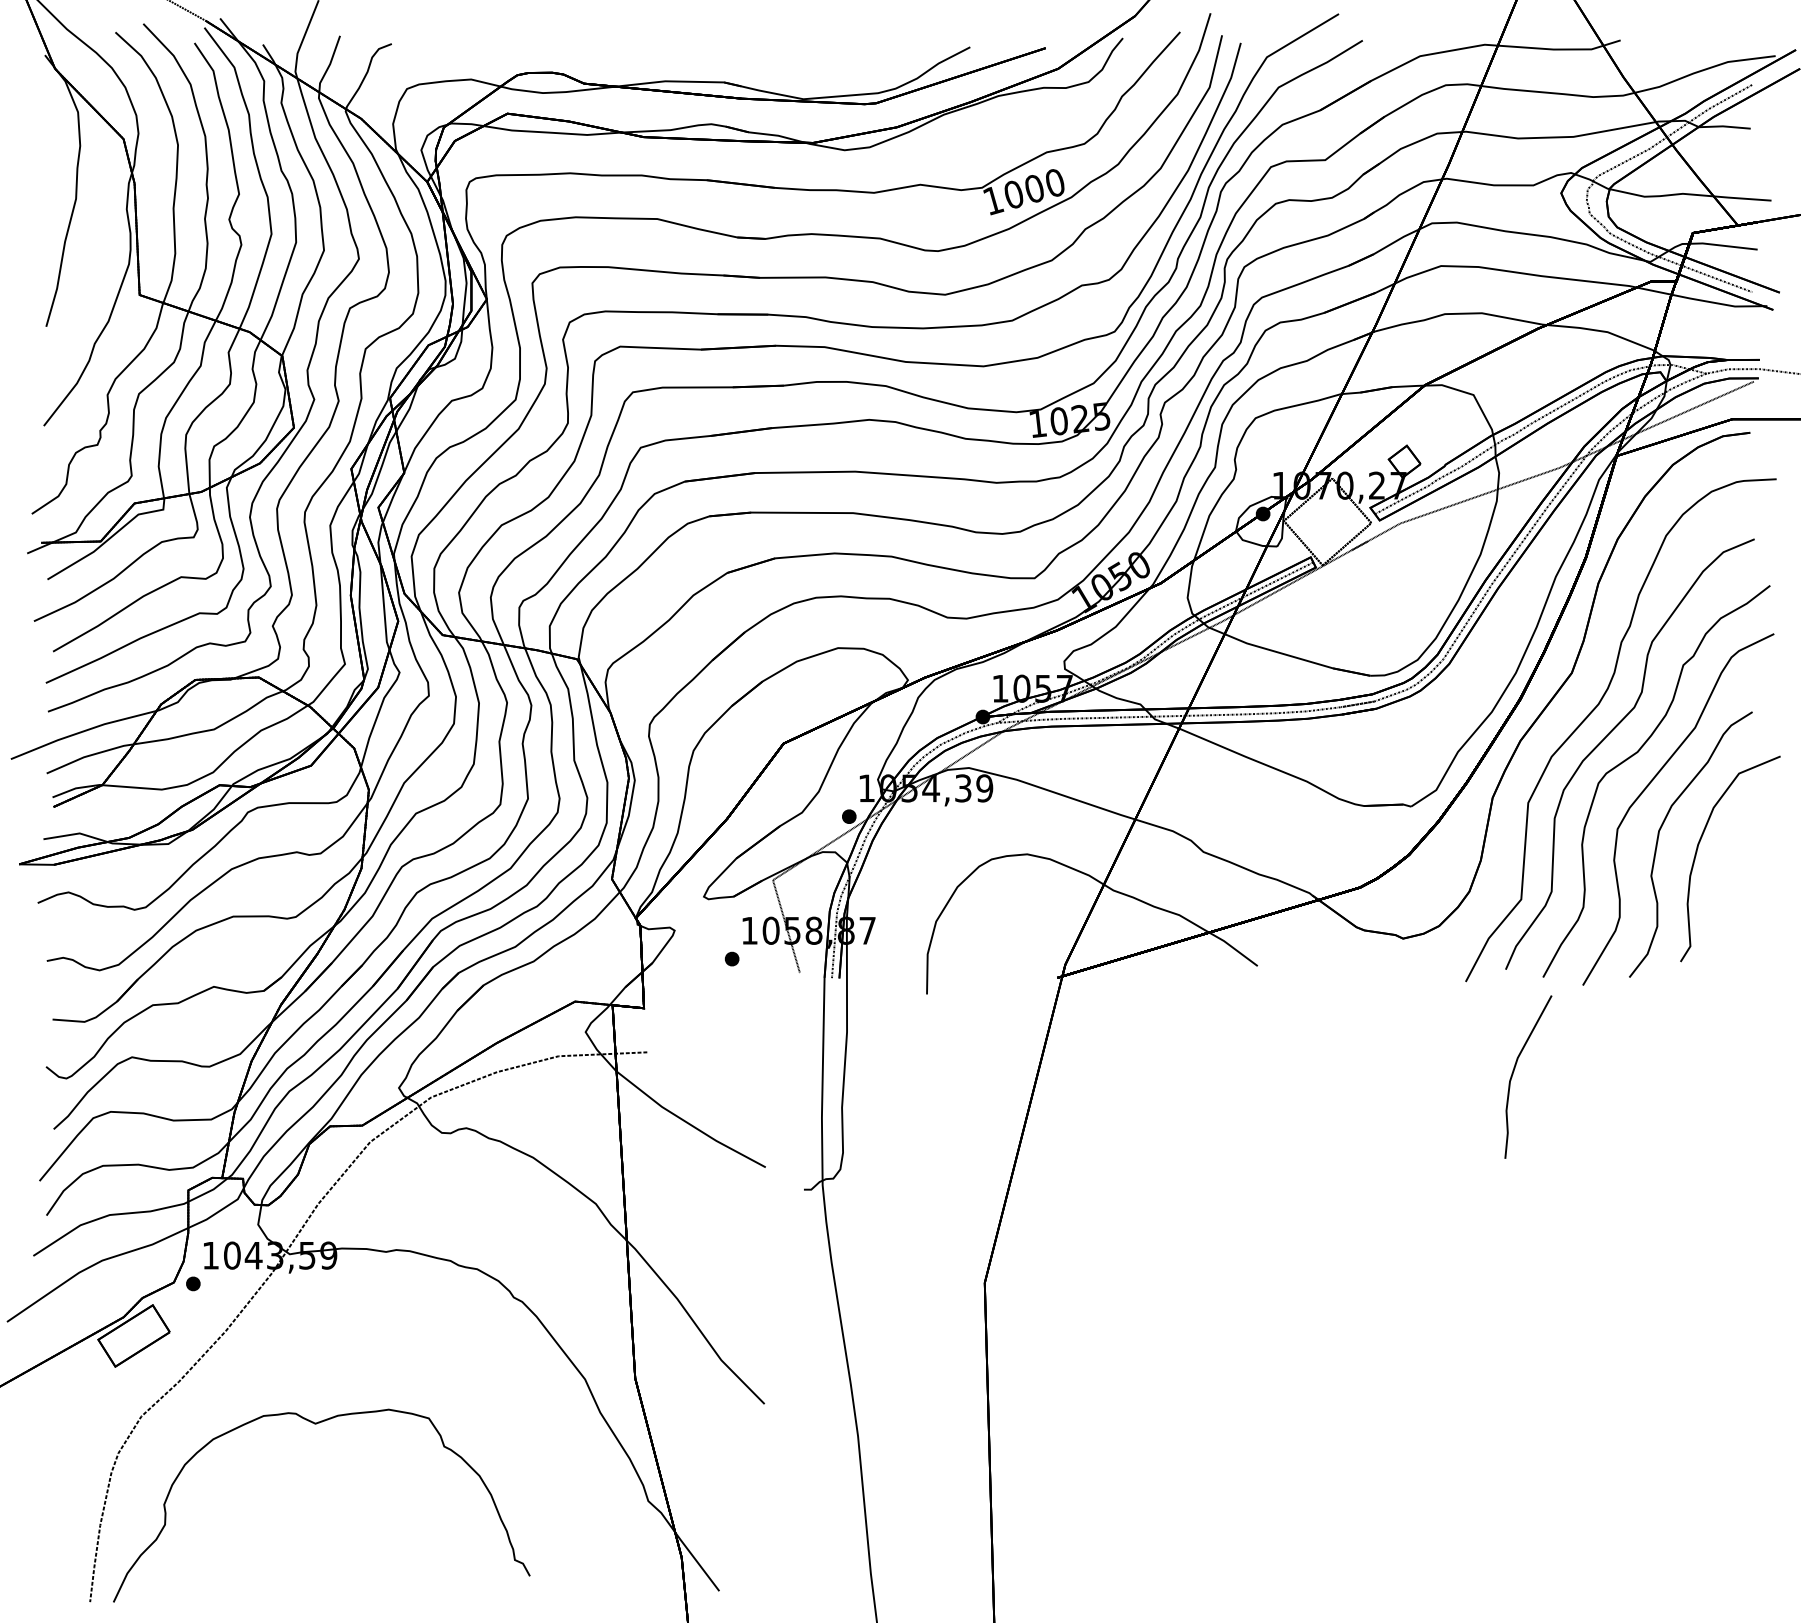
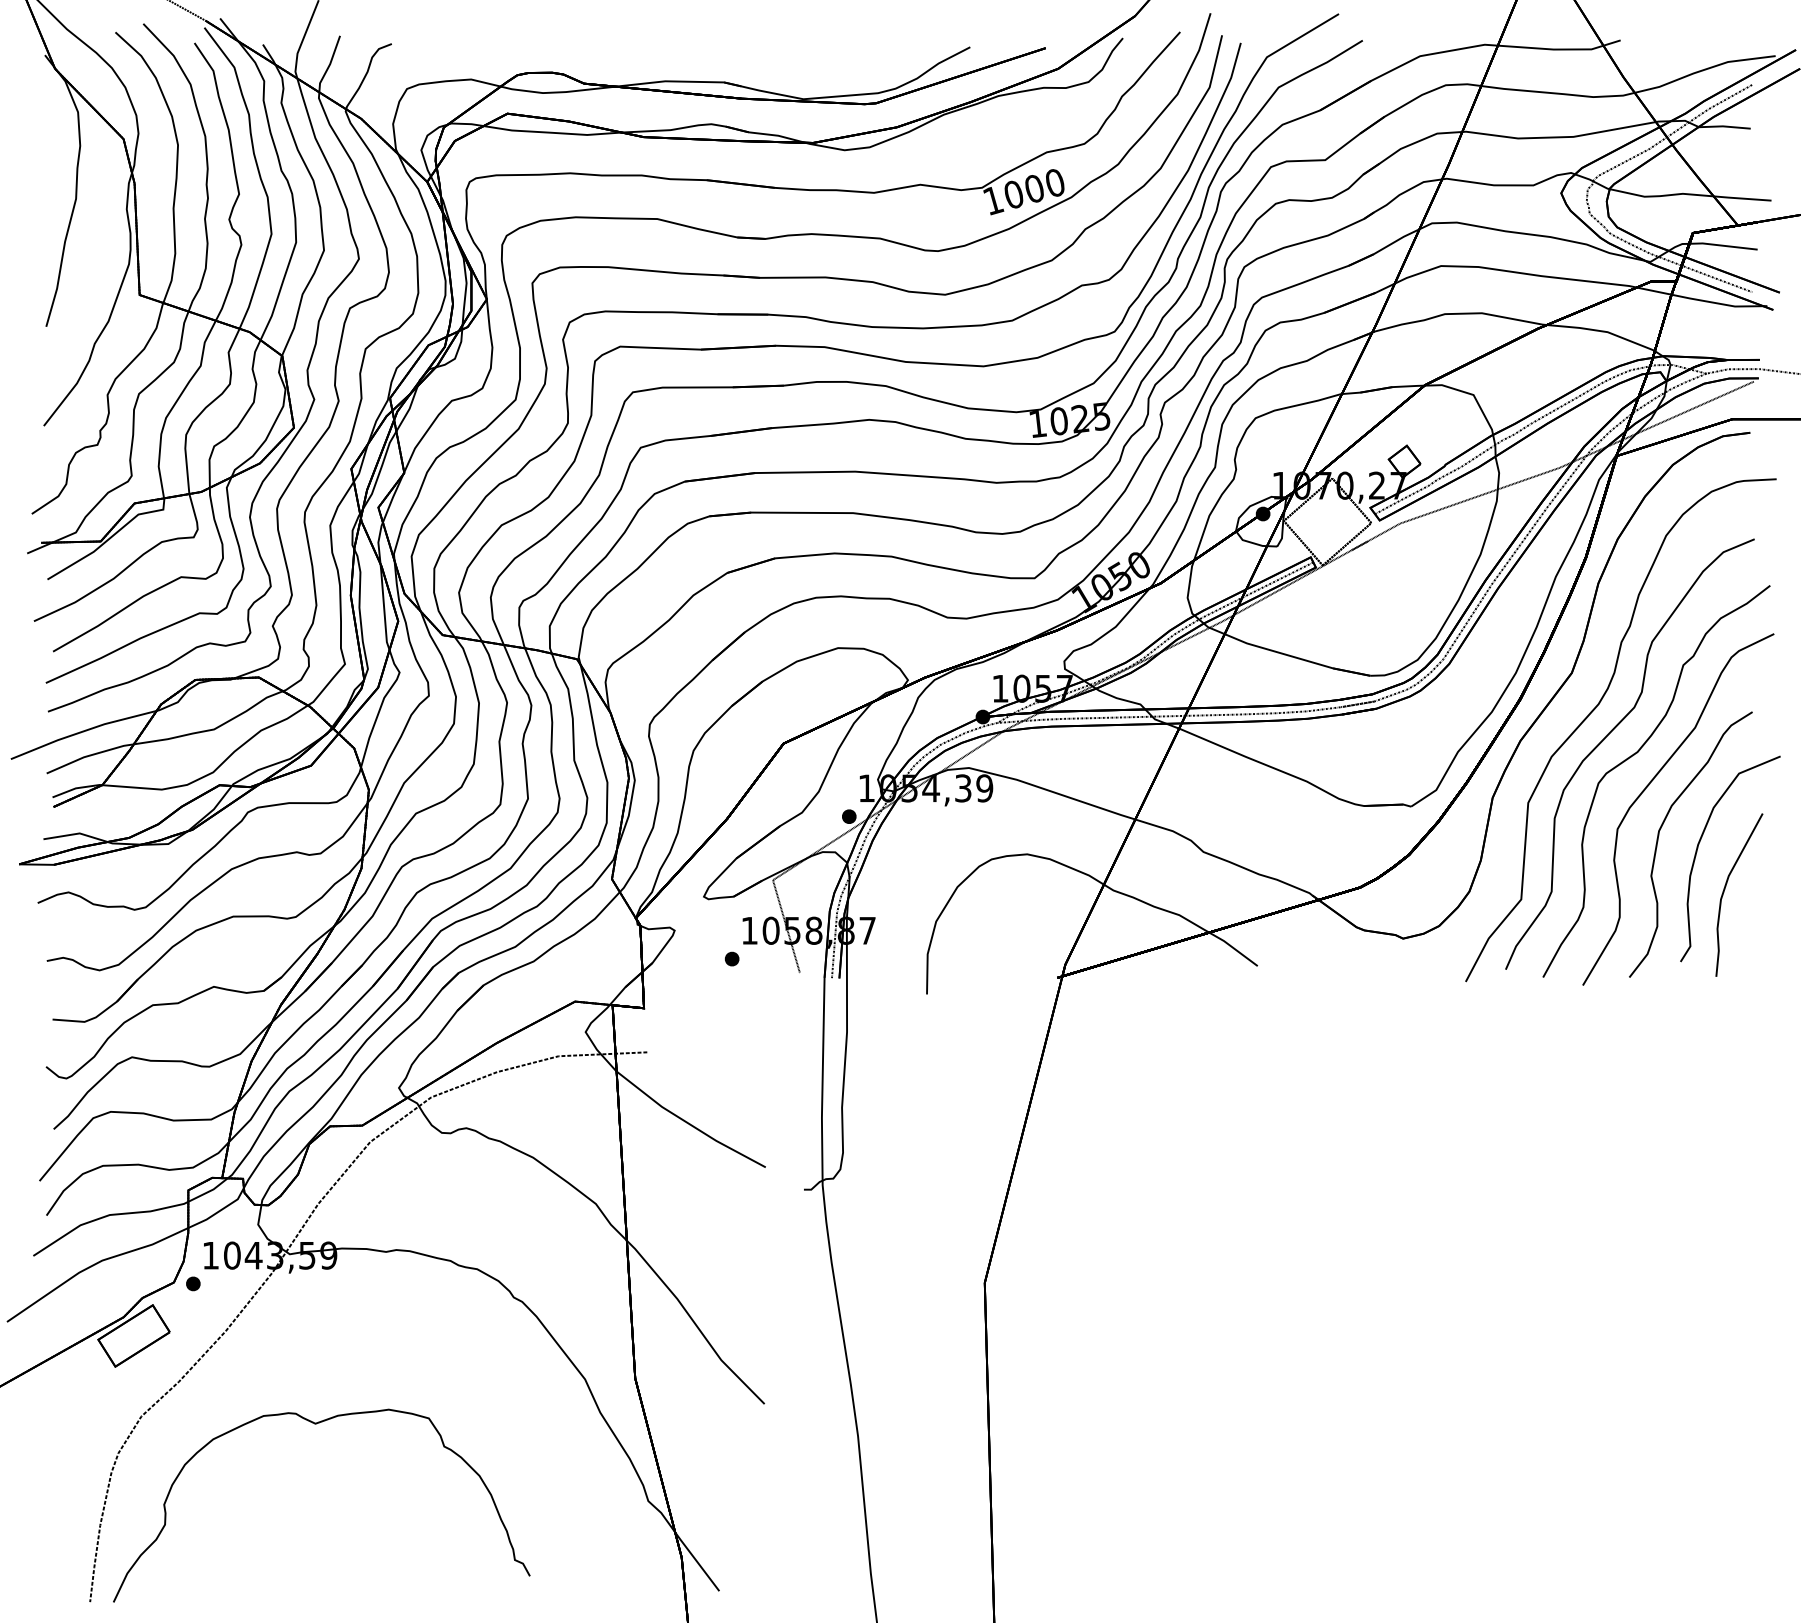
curve position: (1514, 1071) -> (1725, 889) (1725, 889)
